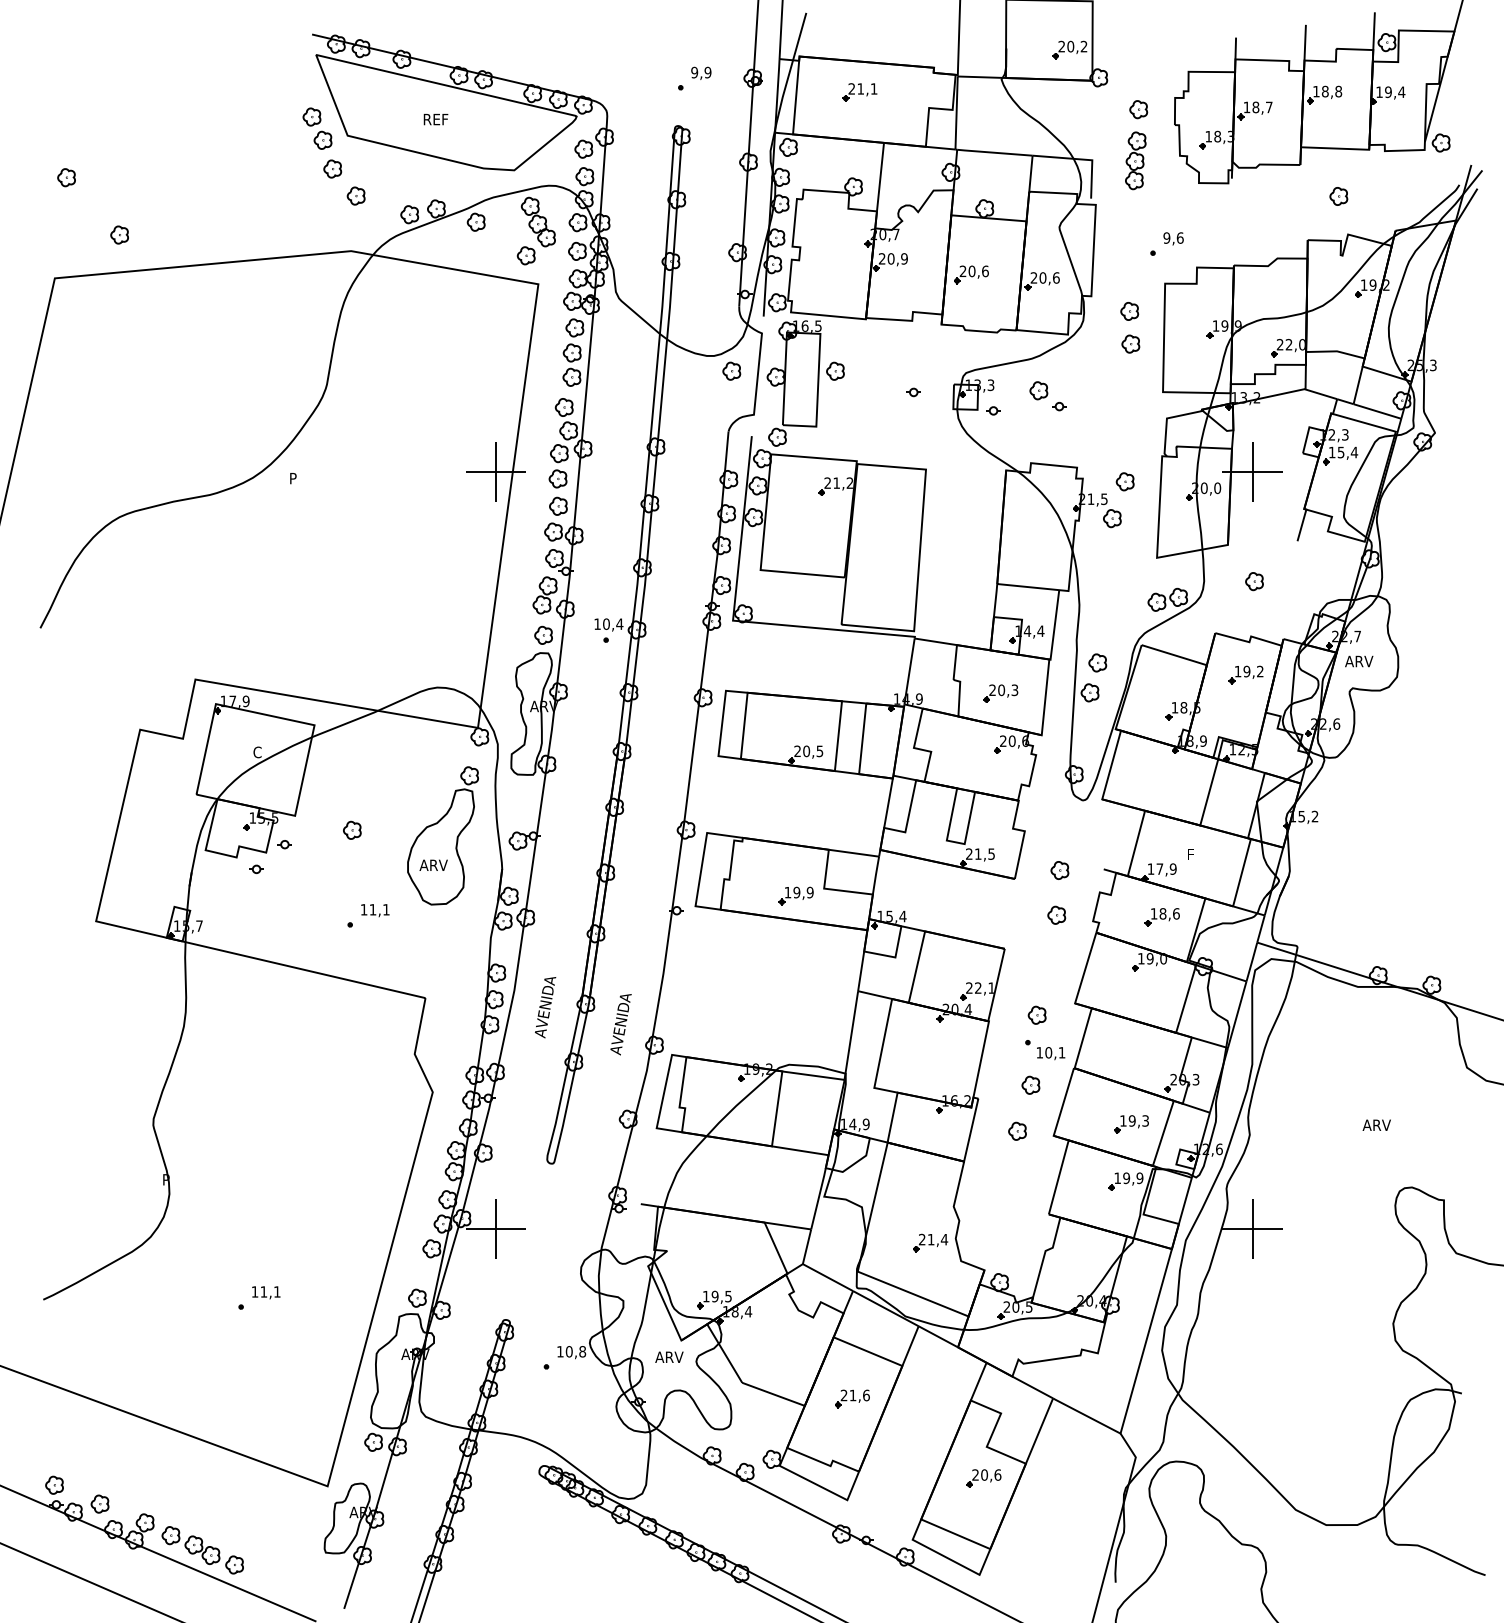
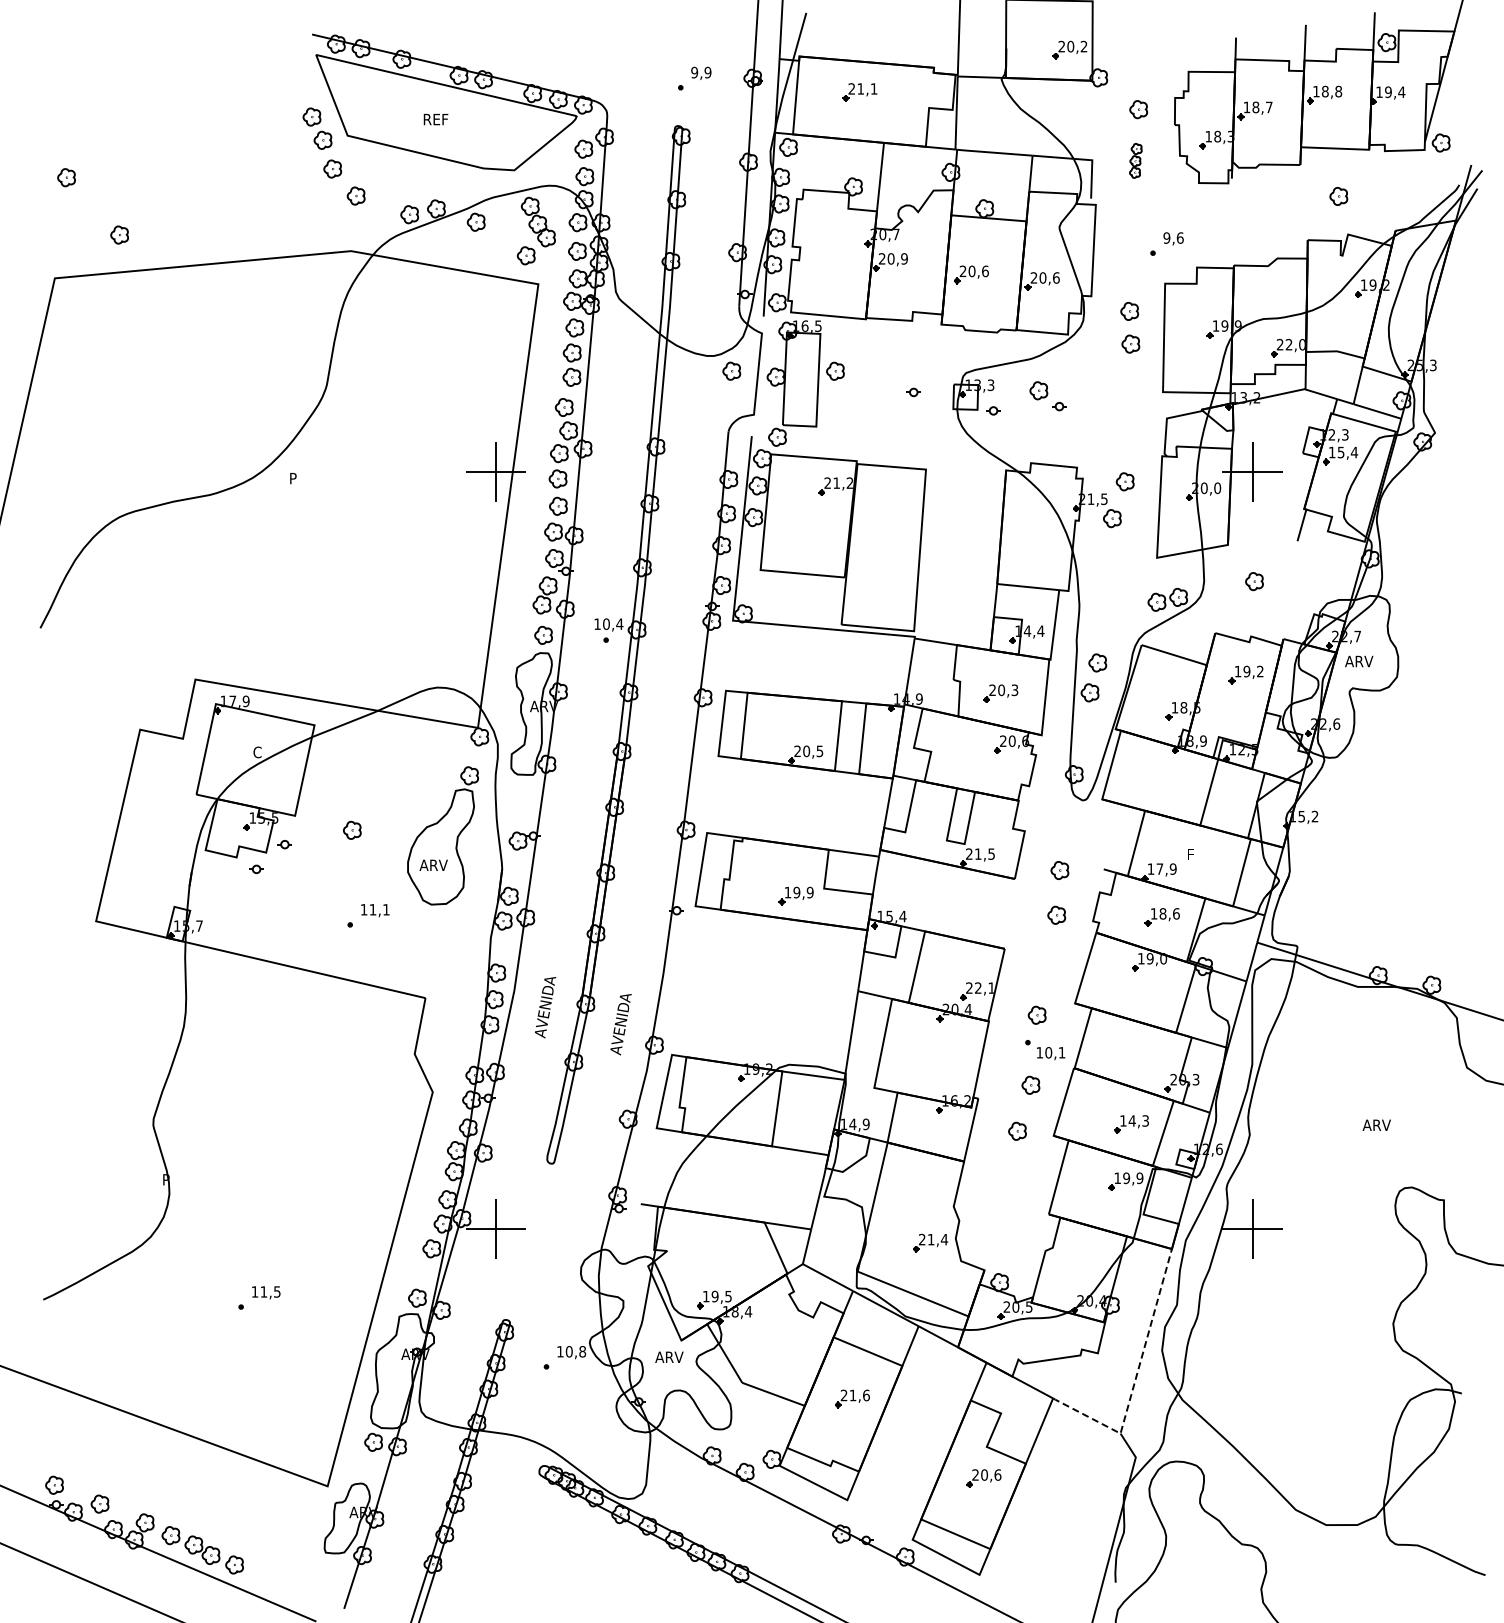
part size: 22x60 px -> 14x36 px (1135, 160)
text: 19,3 -> 14,3 (1131, 1120)
text: 11,1 -> 11,5 (277, 1291)
line: solid -> dashed (1135, 1378)
